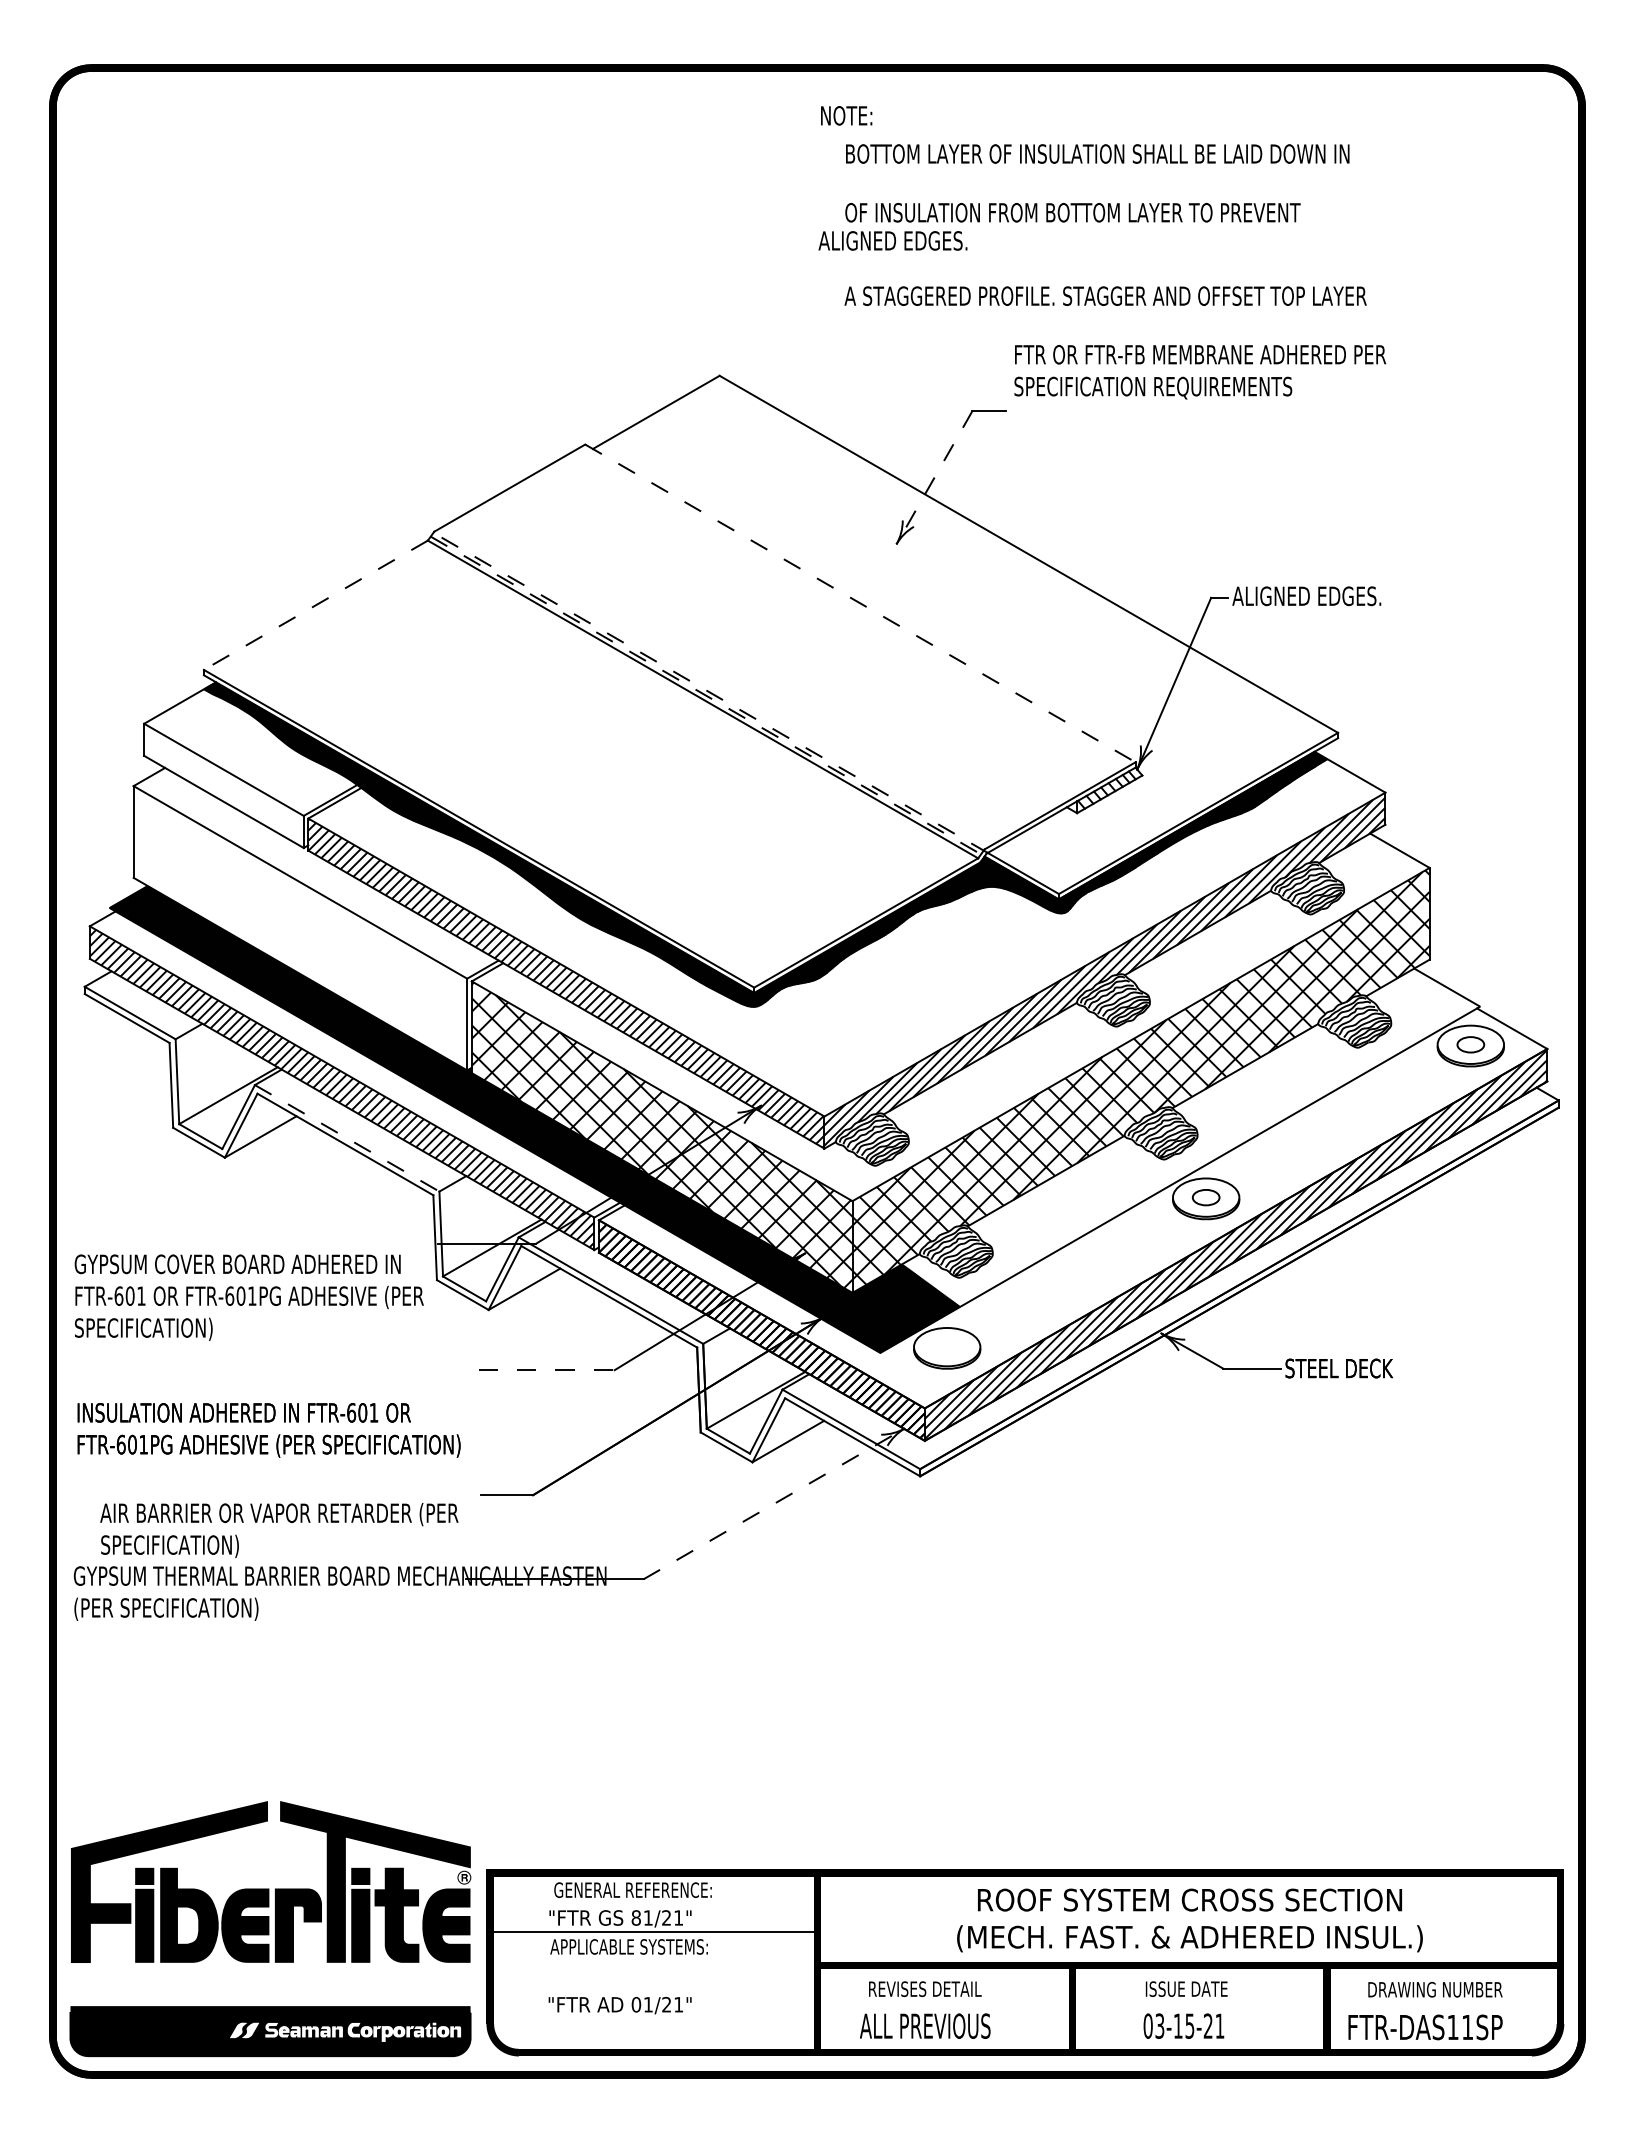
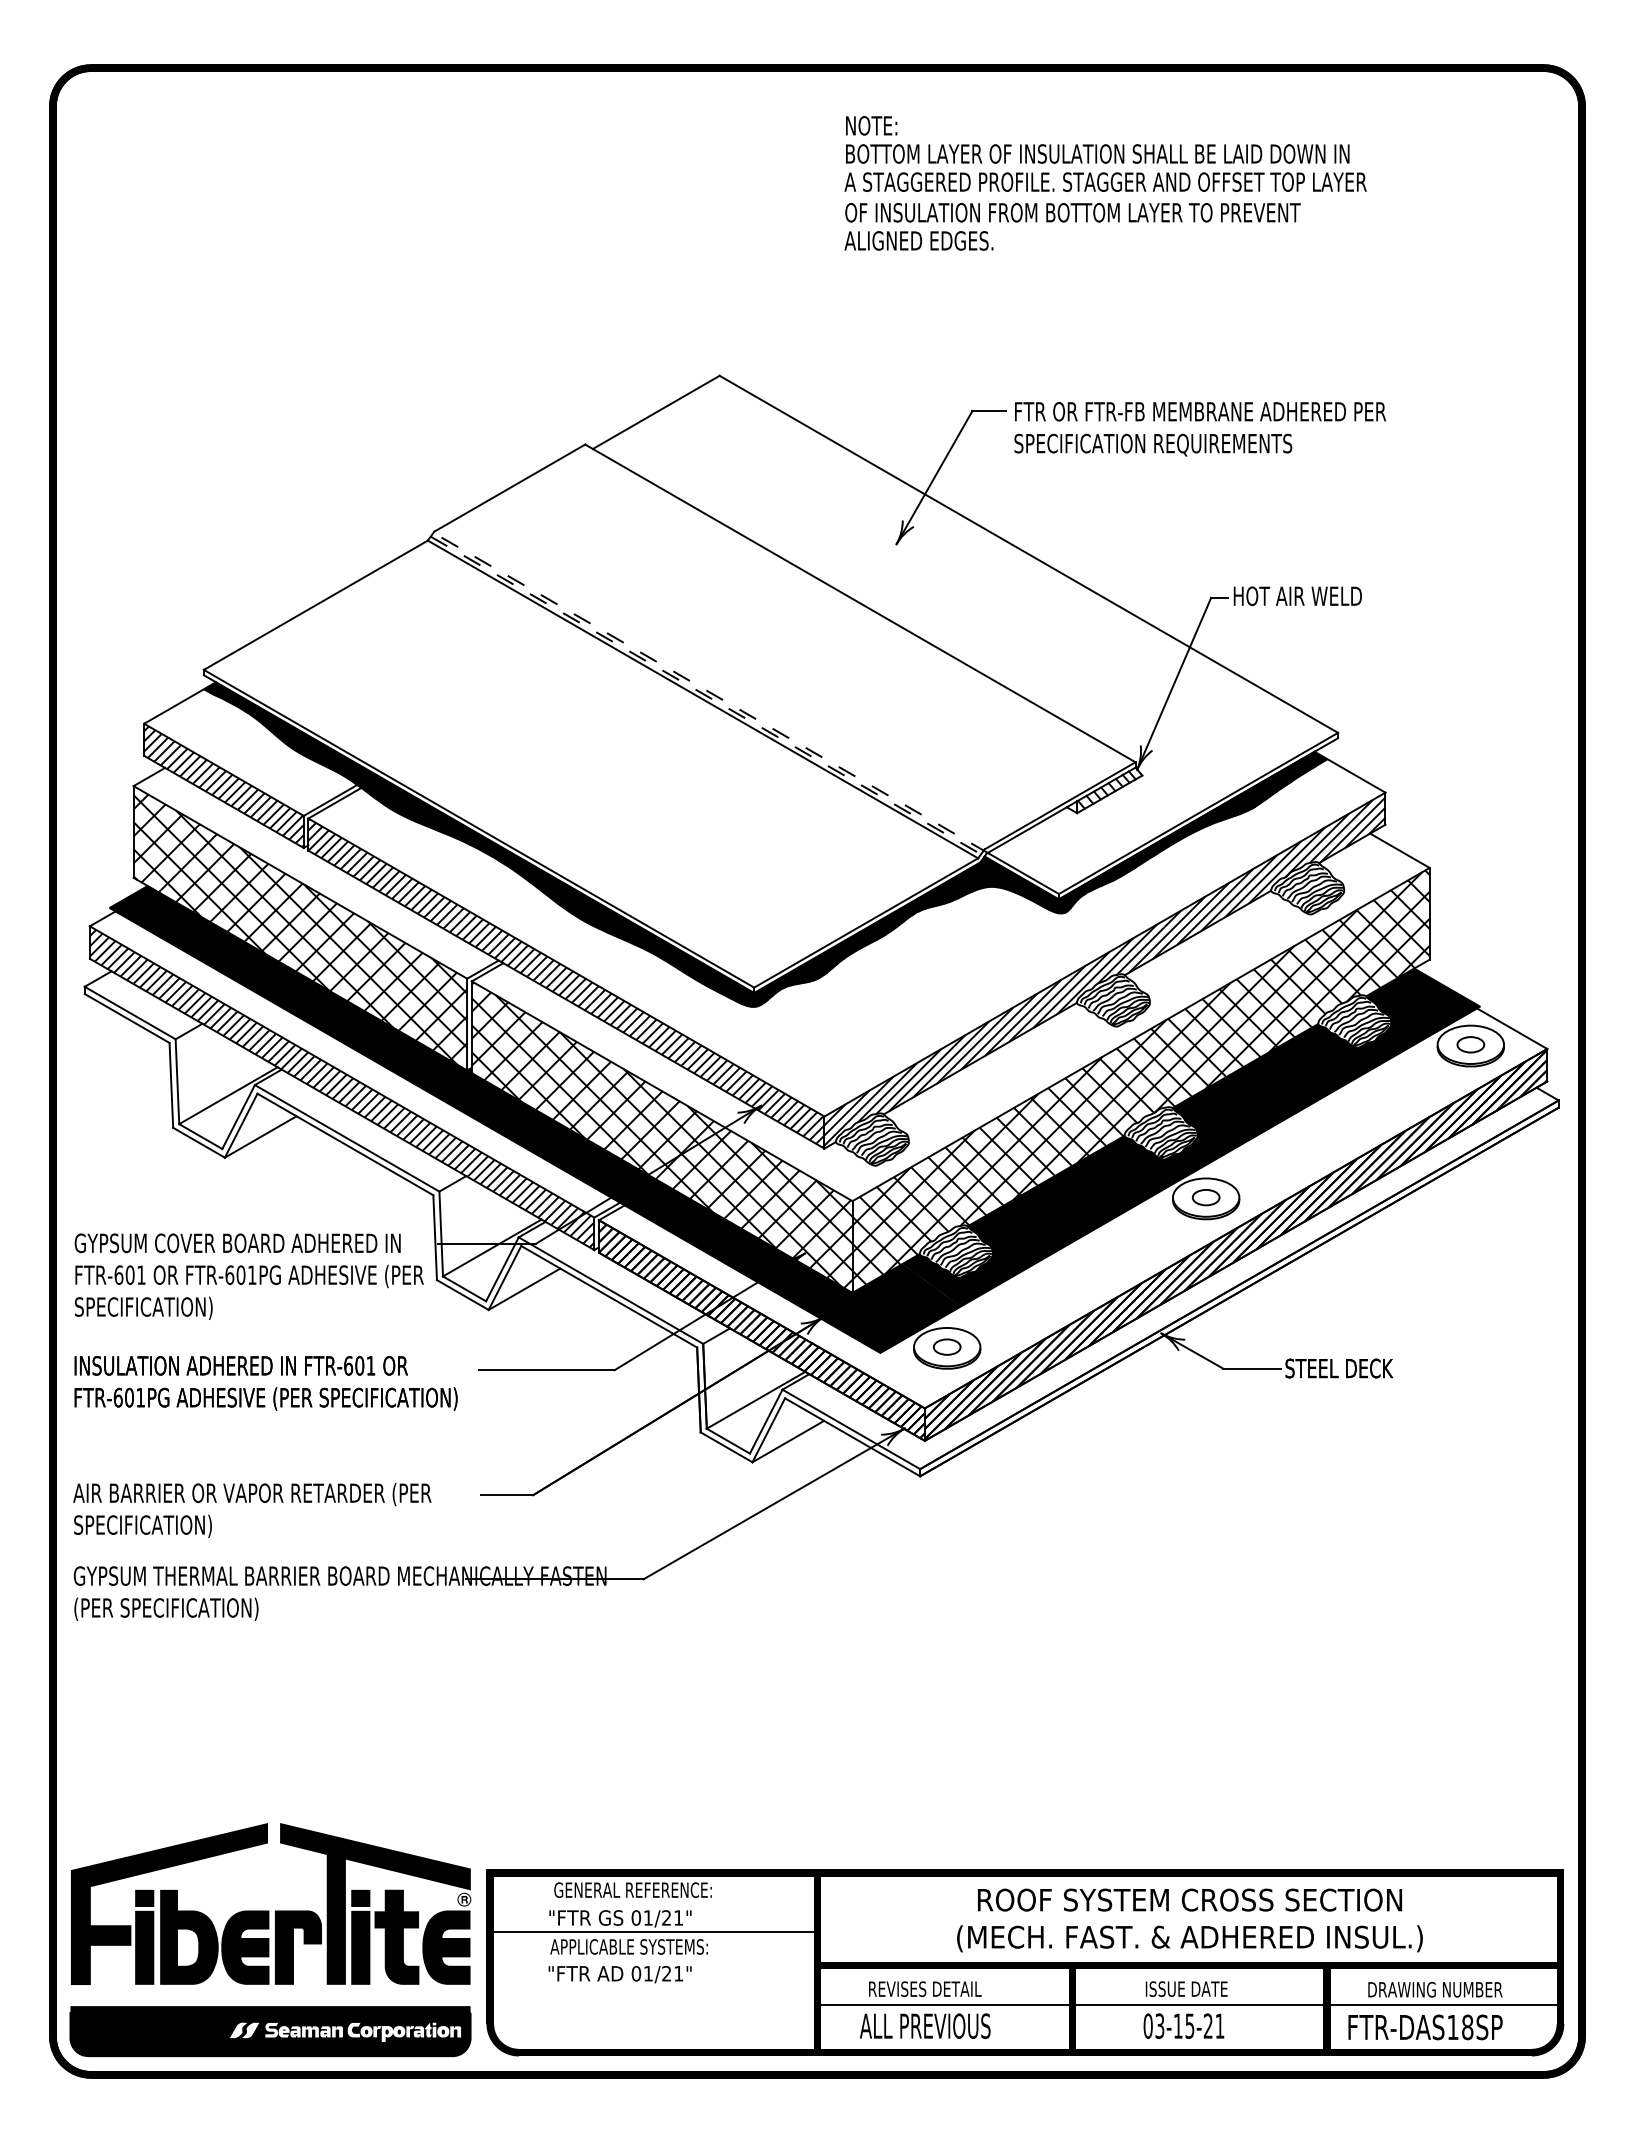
text position: (846, 115) -> (871, 125) (871, 125)
text position: (892, 240) -> (918, 240) (918, 240)
text position: (1105, 295) -> (1105, 181) (1105, 181)
text position: (1199, 372) -> (1199, 429) (1199, 429)
line: dashed -> solid (934, 477)
text: ALIGNED EDGES. -> HOT AIR WELD (1306, 596)
line: dashed -> solid (860, 603)
line: dashed -> solid (315, 605)
hatch: none -> present (223, 786)
hatch: none -> present (300, 932)
hatch: none -> present (1191, 1137)
line: dashed -> solid (347, 1138)
hatch: none -> present (1235, 1244)
text position: (248, 1297) -> (248, 1276) (248, 1276)
part: none -> present (947, 1346)
line: dashed -> solid (546, 1370)
text position: (268, 1430) -> (265, 1383) (265, 1383)
line: dashed -> solid (774, 1503)
text position: (279, 1530) -> (252, 1510) (252, 1510)
part position: (269, 1888) -> (269, 1910) (269, 1910)
text: 81/21" -> 01/21" (636, 1917)
text position: (619, 2005) -> (619, 1974) (619, 1974)
line: none -> present (1188, 2005)
text: FTR-DAS11SP -> FTR-DAS18SP (1467, 2027)
